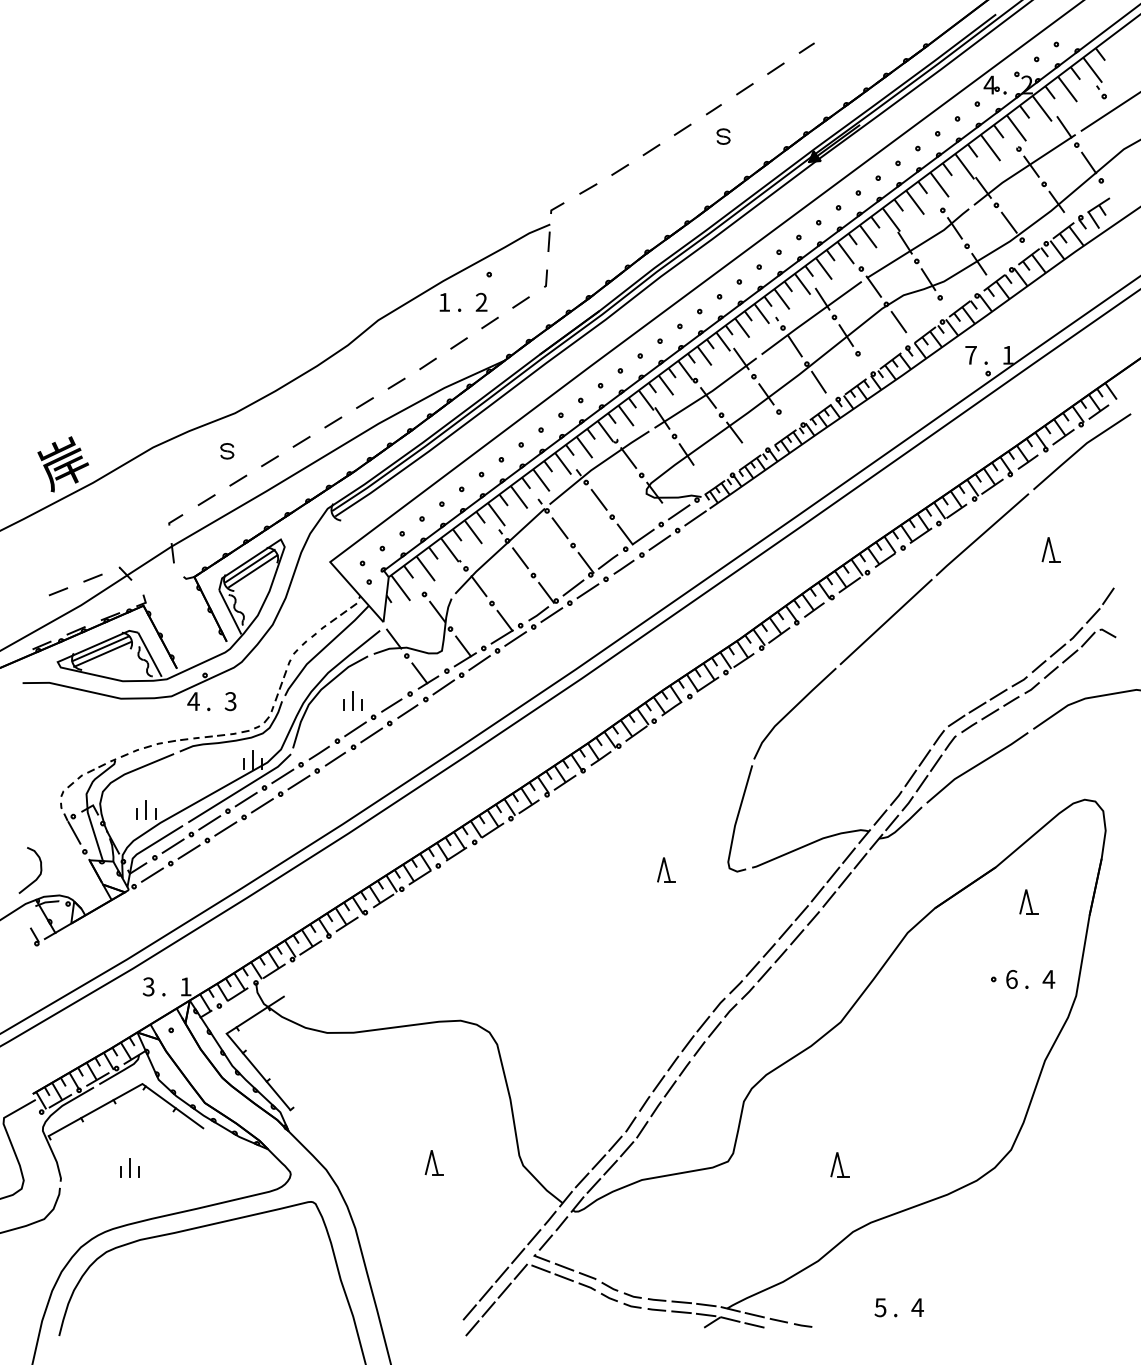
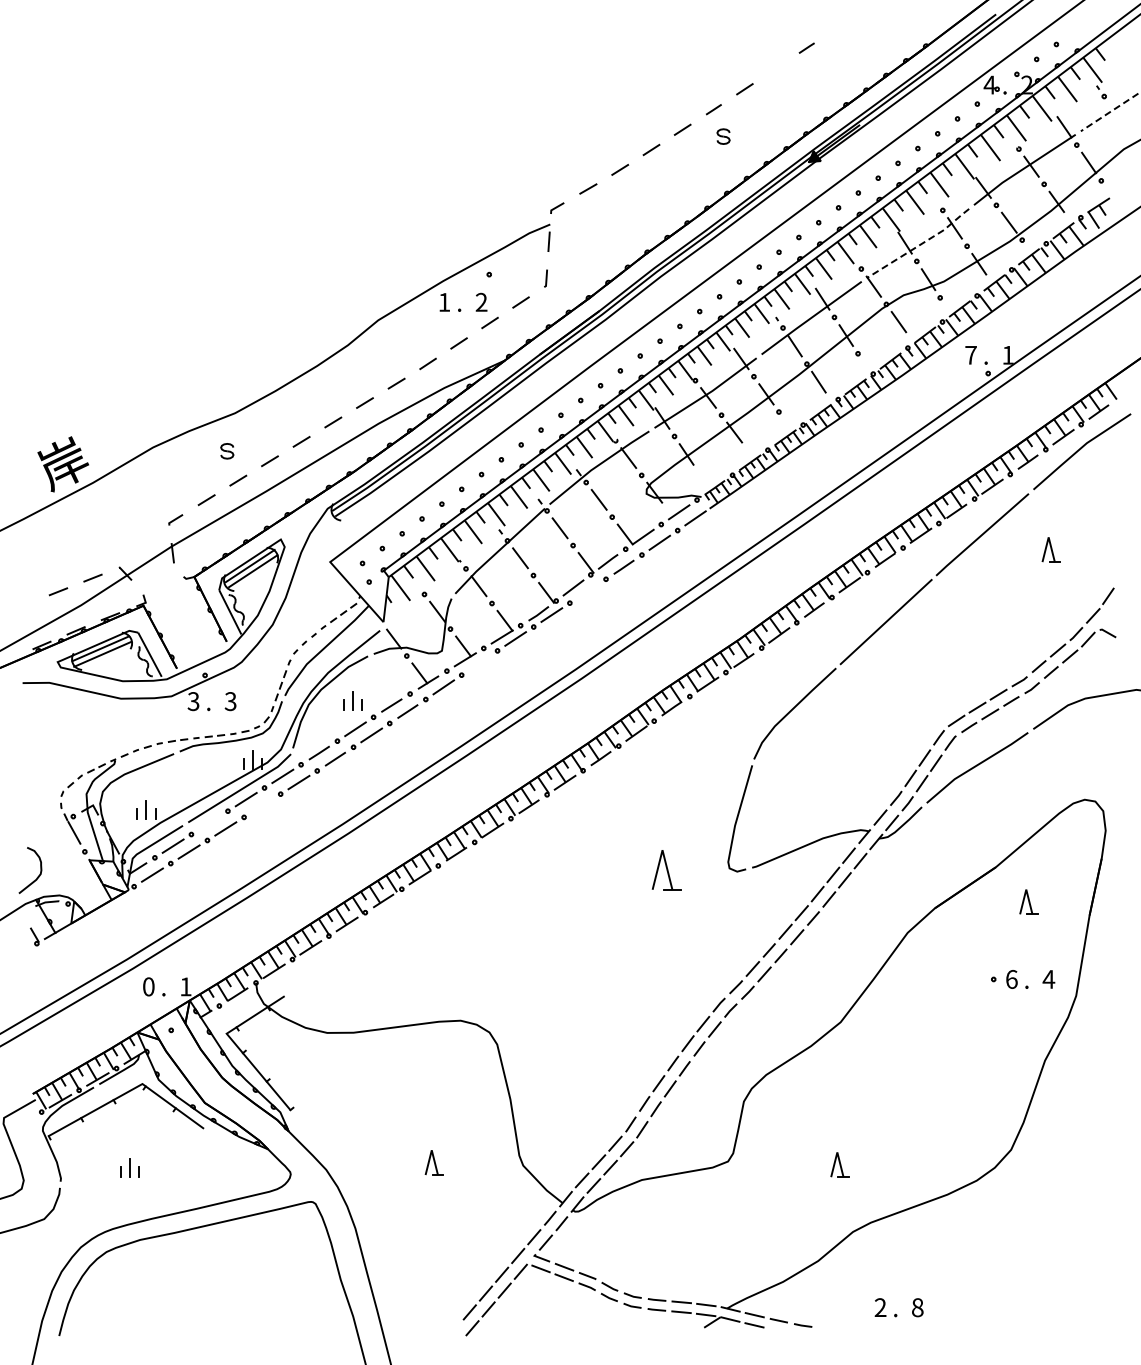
line: present -> none (775, 68)
line: solid -> dashed (1110, 111)
line: solid -> dashed (920, 244)
line: present -> none (587, 591)
line: present -> none (479, 662)
text: 4 -> 3 (193, 701)
line: present -> none (261, 805)
line: present -> none (209, 822)
part size: 19x26 px -> 31x41 px (666, 870)
text: 3 -> 0 (148, 986)
text: 5 -> 2 (880, 1307)
text: 4 -> 8 (917, 1307)
